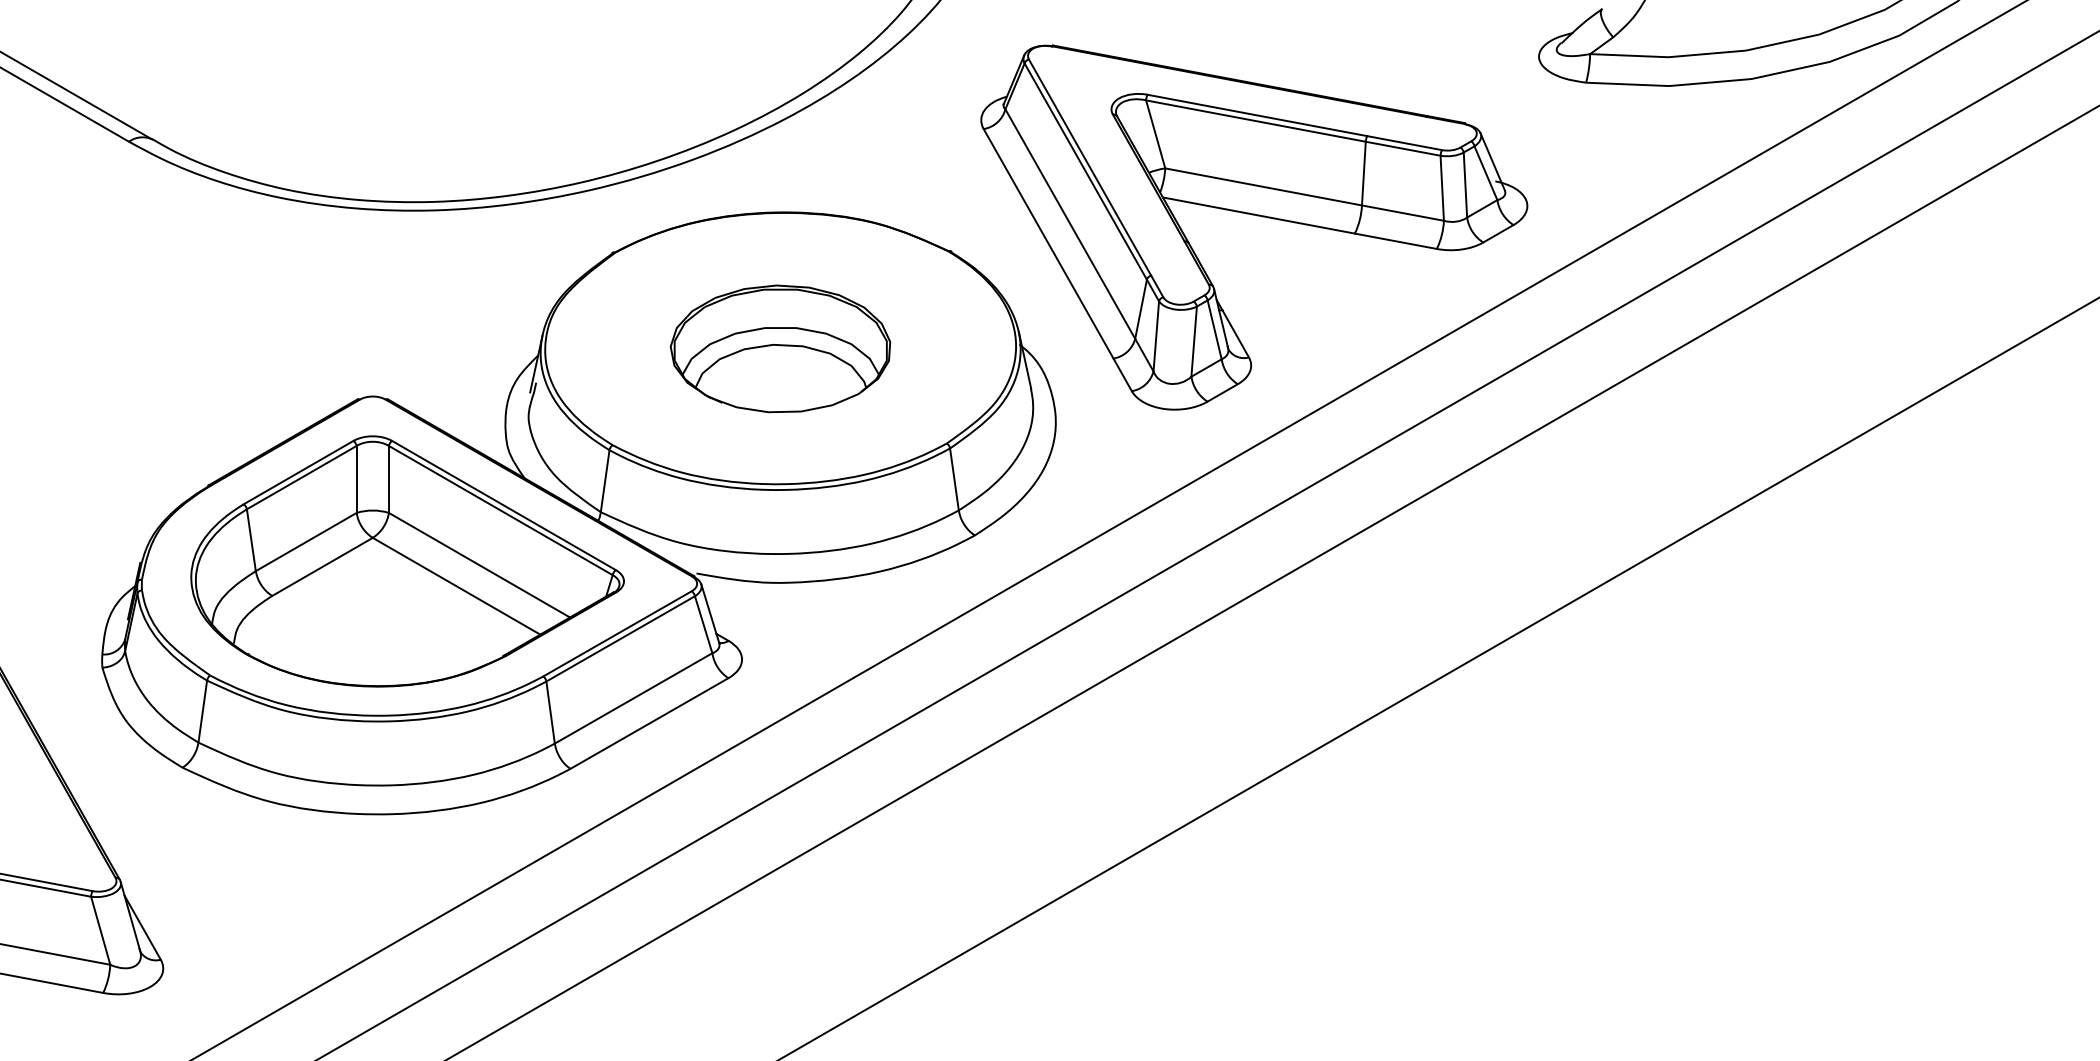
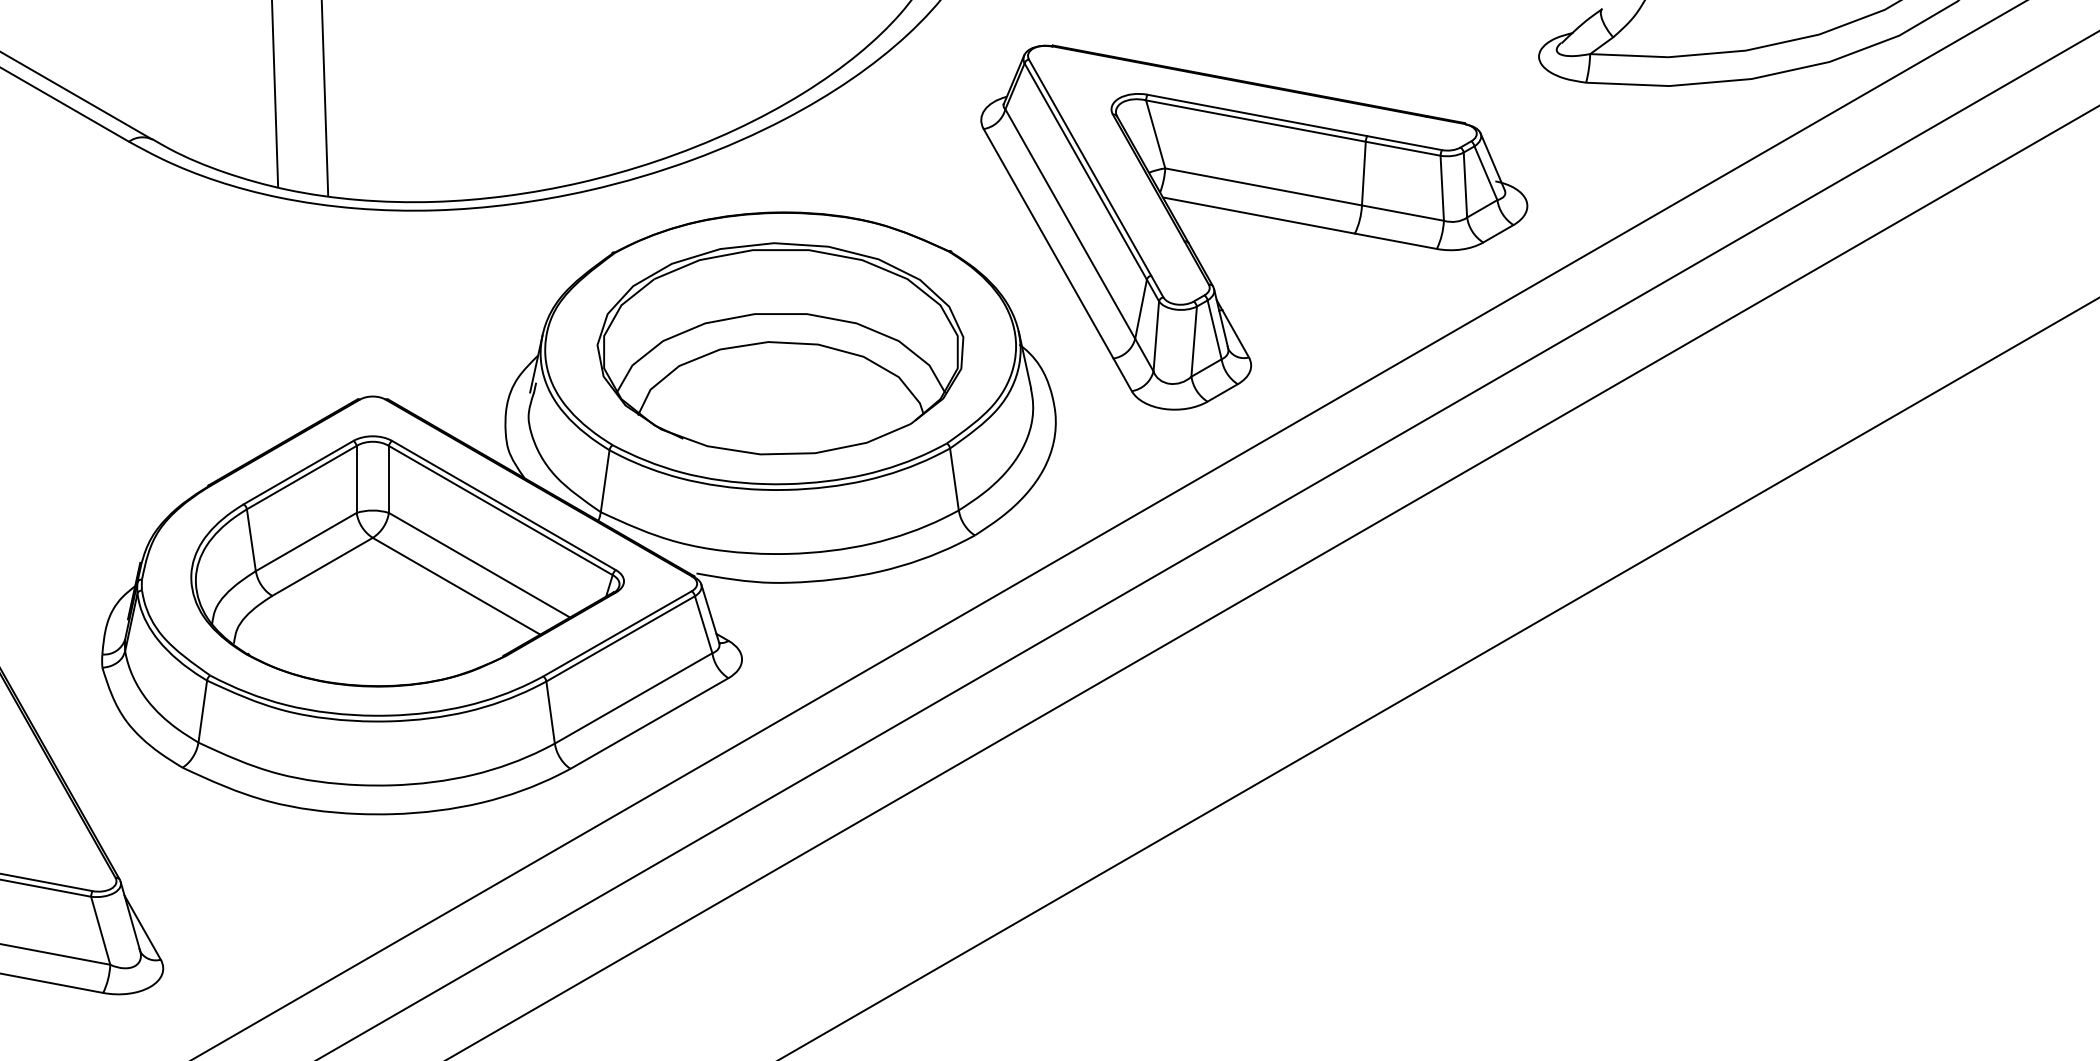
line: none -> present (275, 94)
line: none -> present (324, 98)
part size: 223x130 px -> 369x214 px (780, 348)
